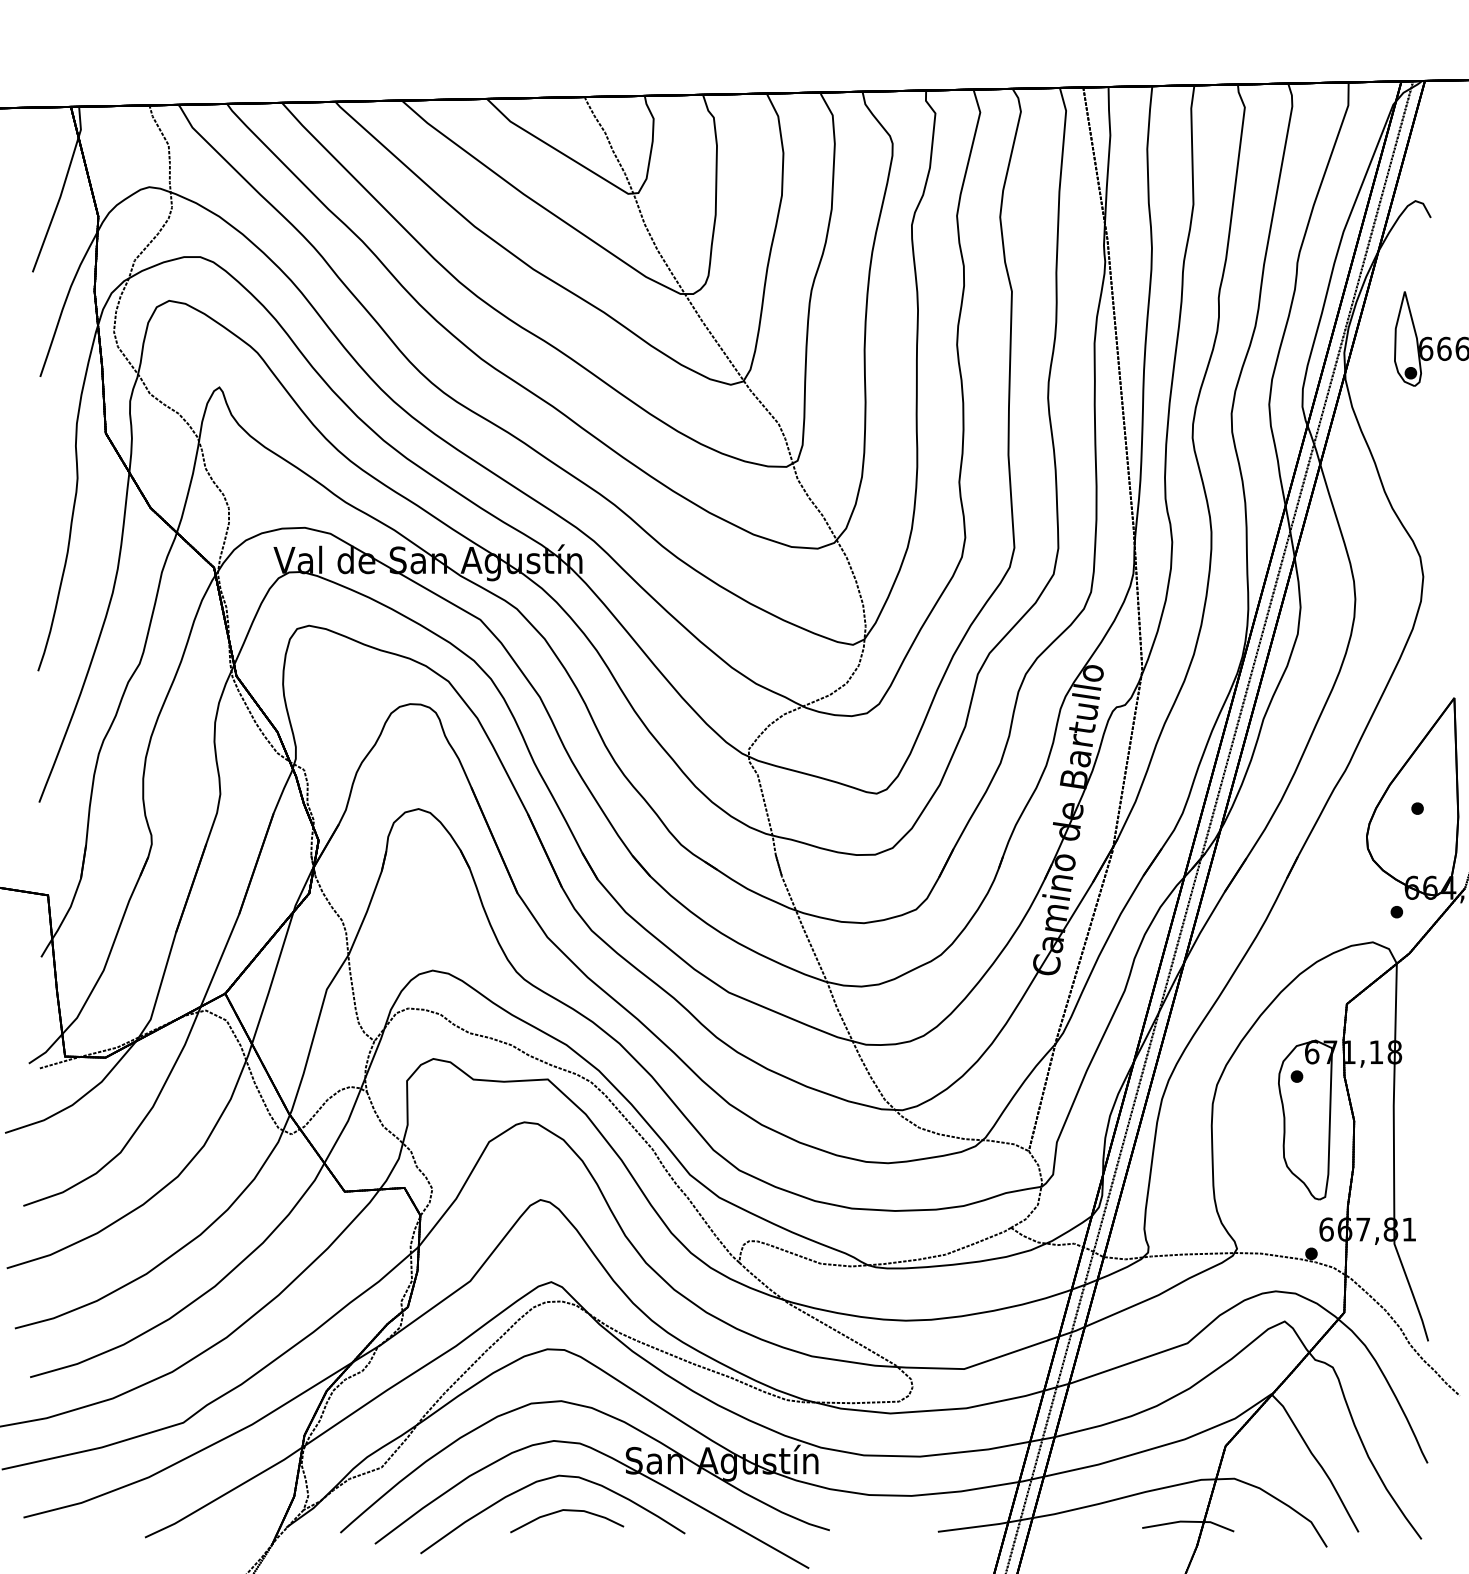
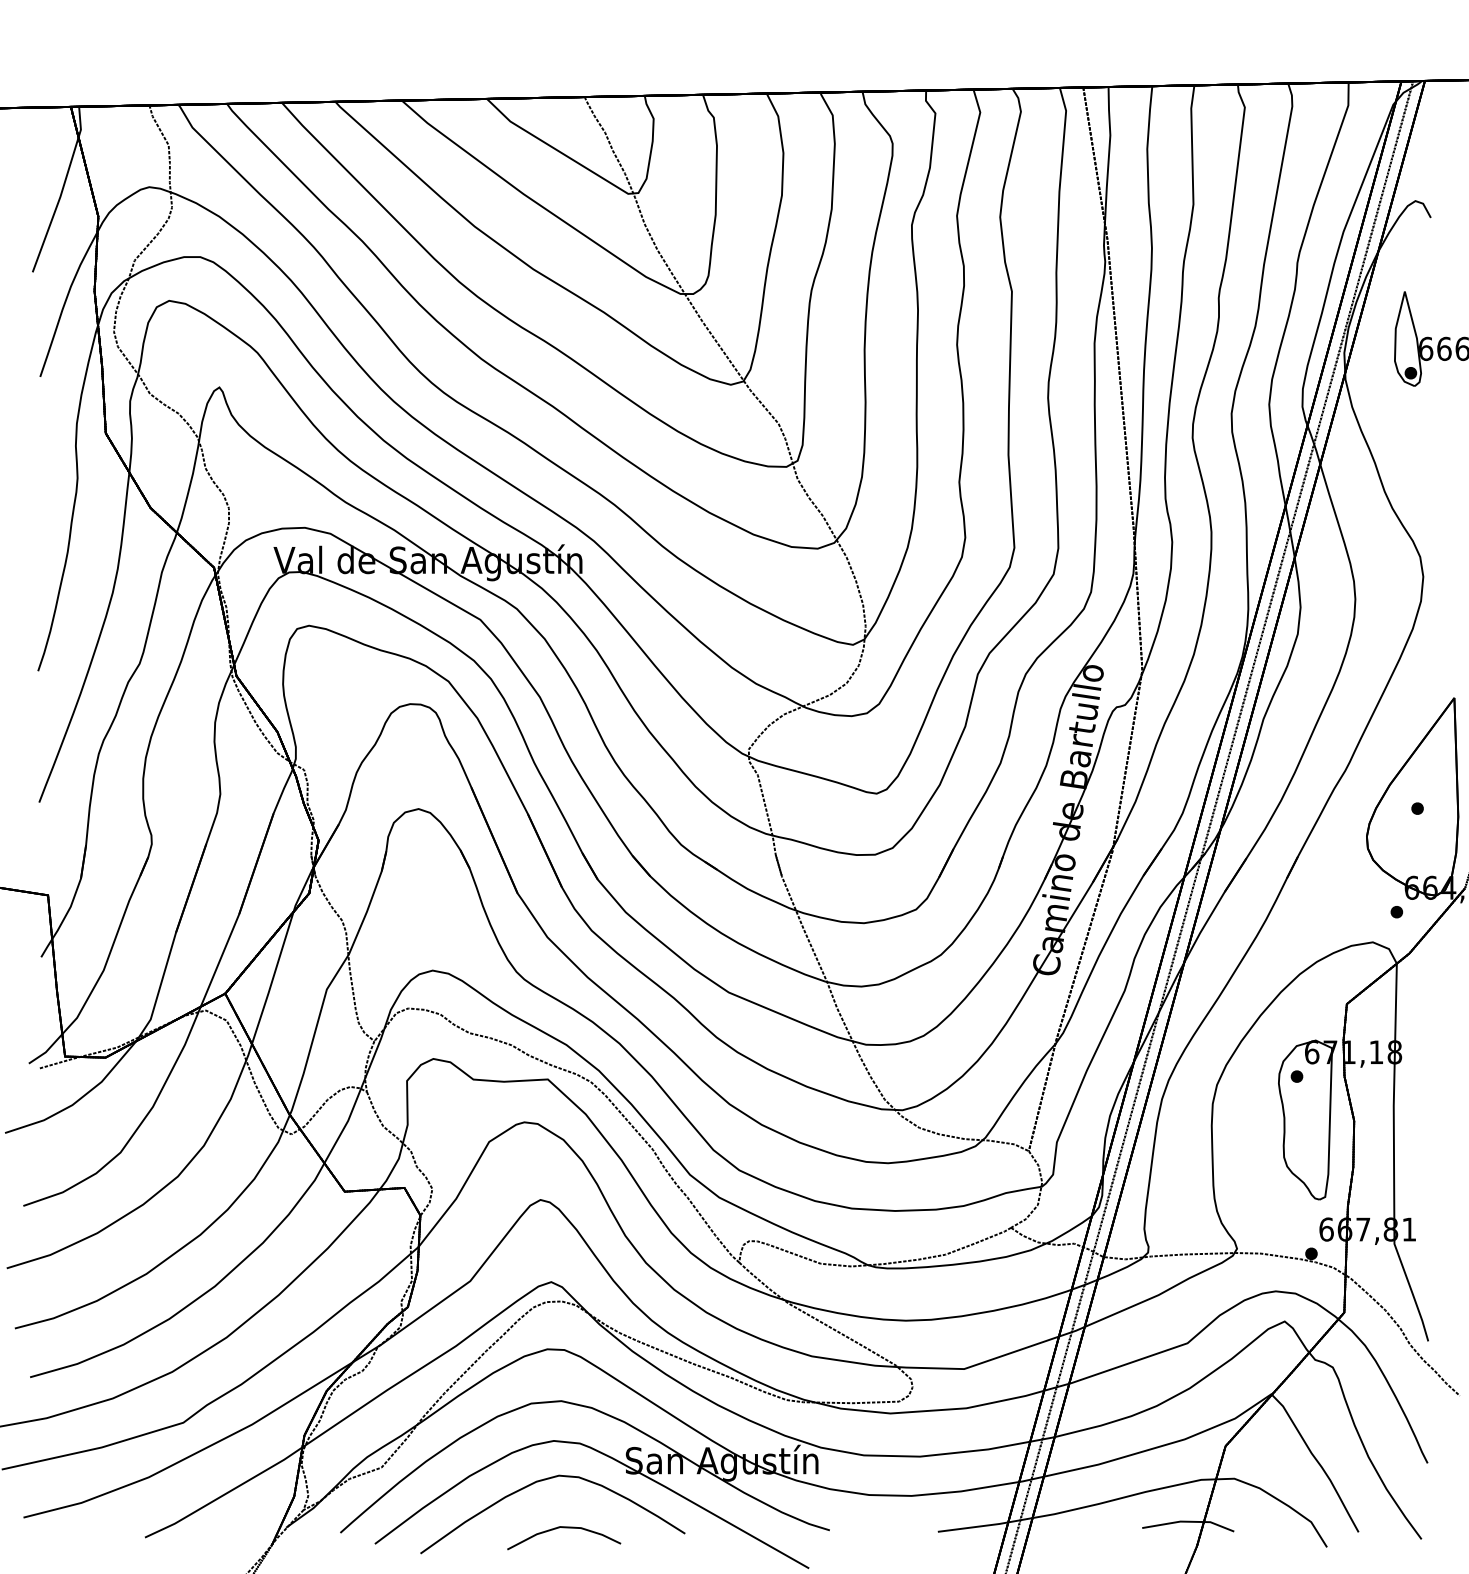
part position: (567, 1511) -> (564, 1528) (564, 1528)
